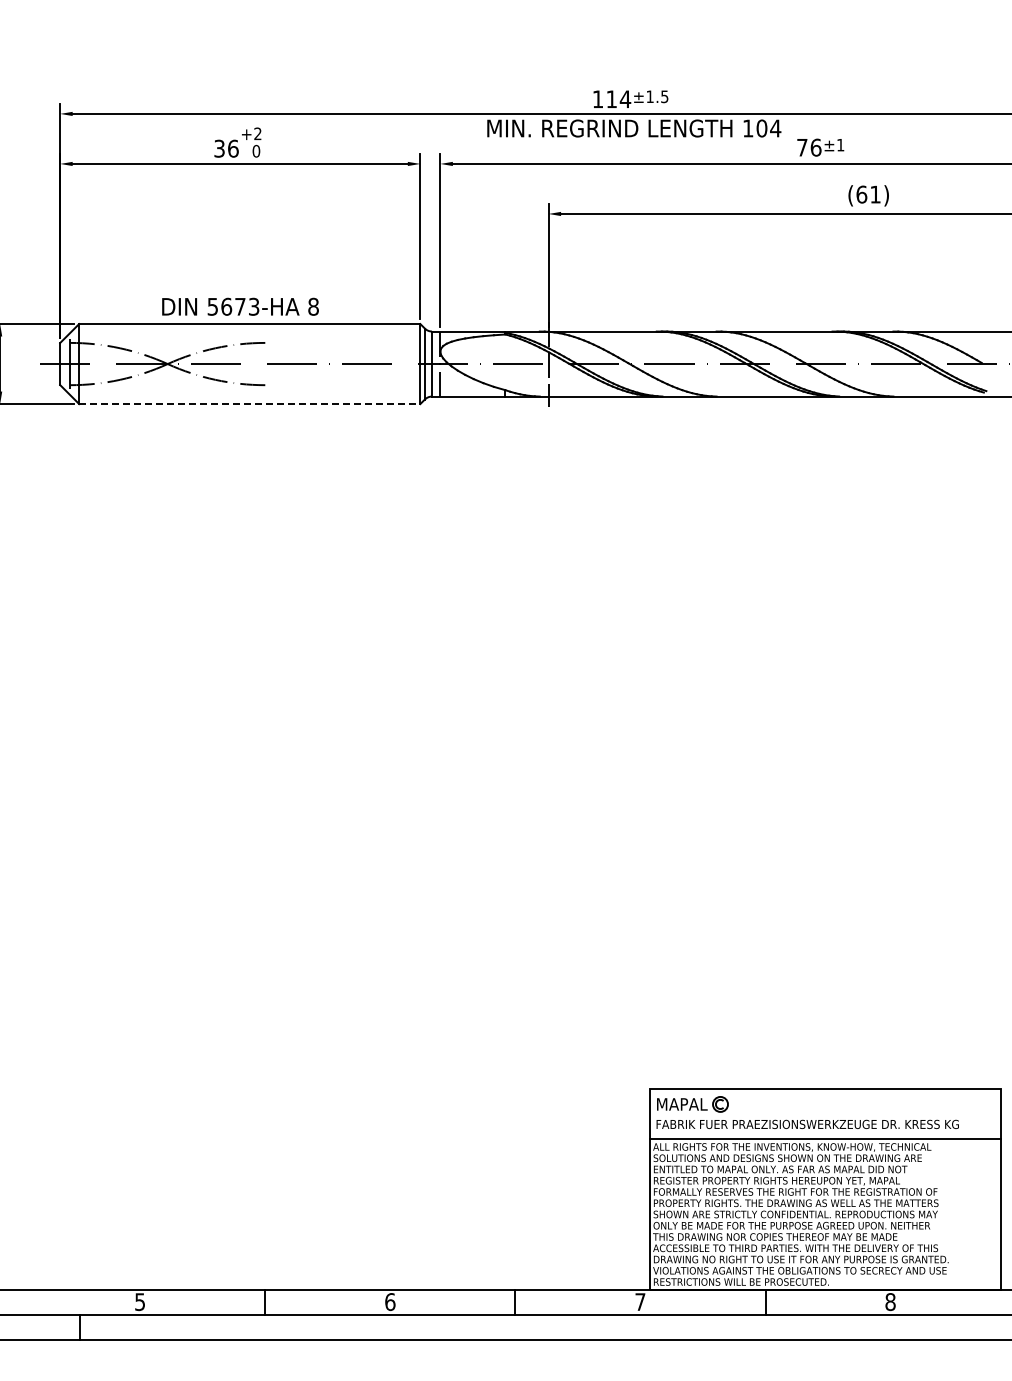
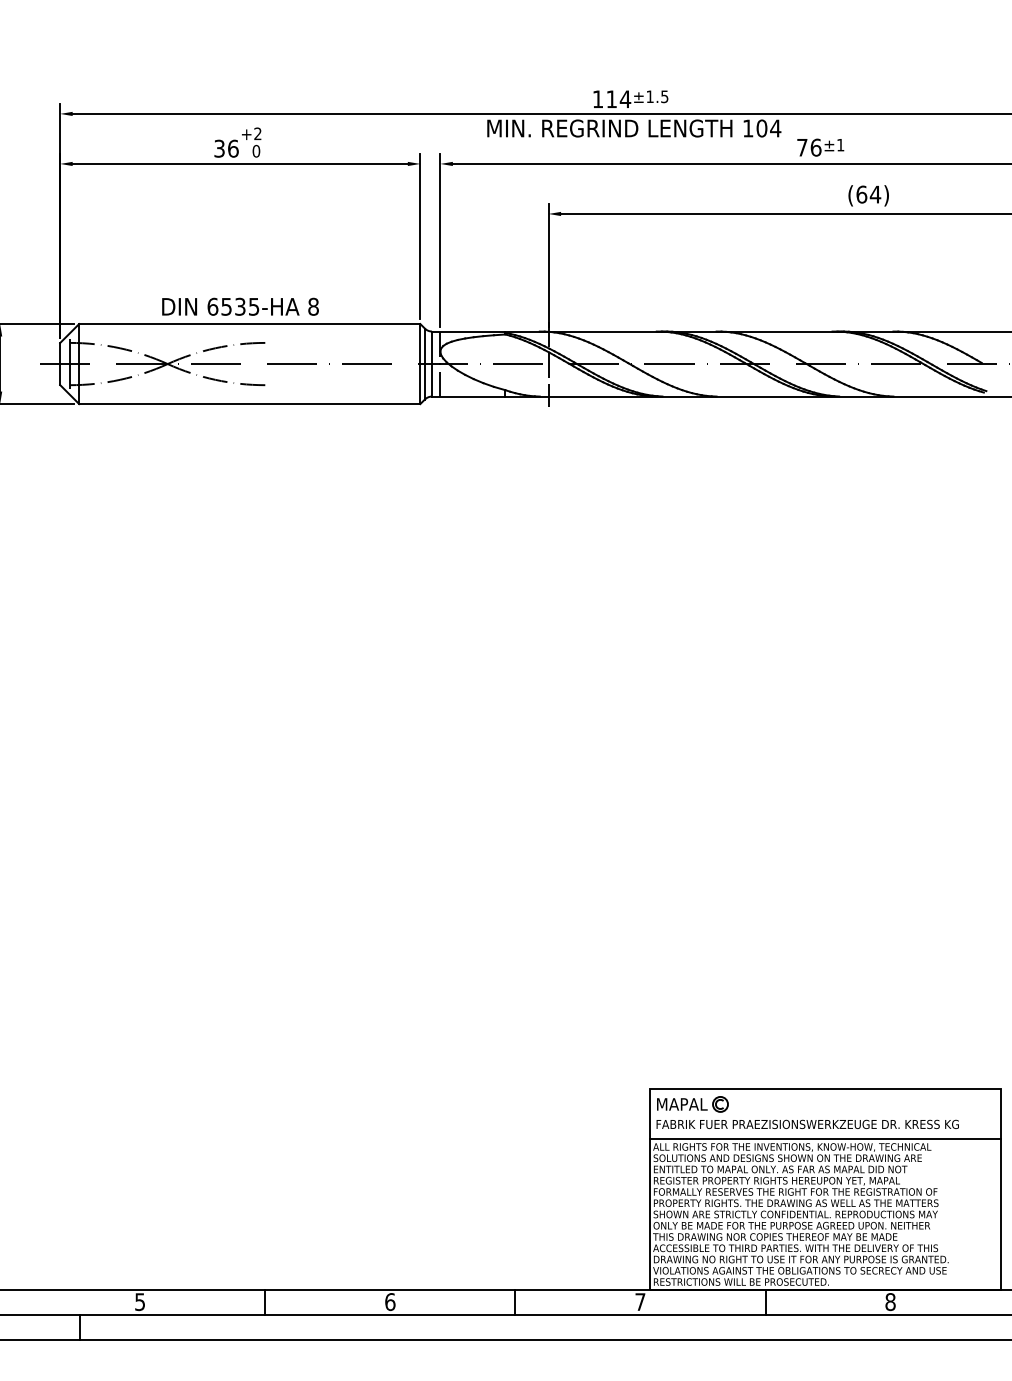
text: (61) -> (64) (875, 194)
text: 5673-HA -> 6535-HA (233, 306)
line: dashed -> solid (249, 404)
